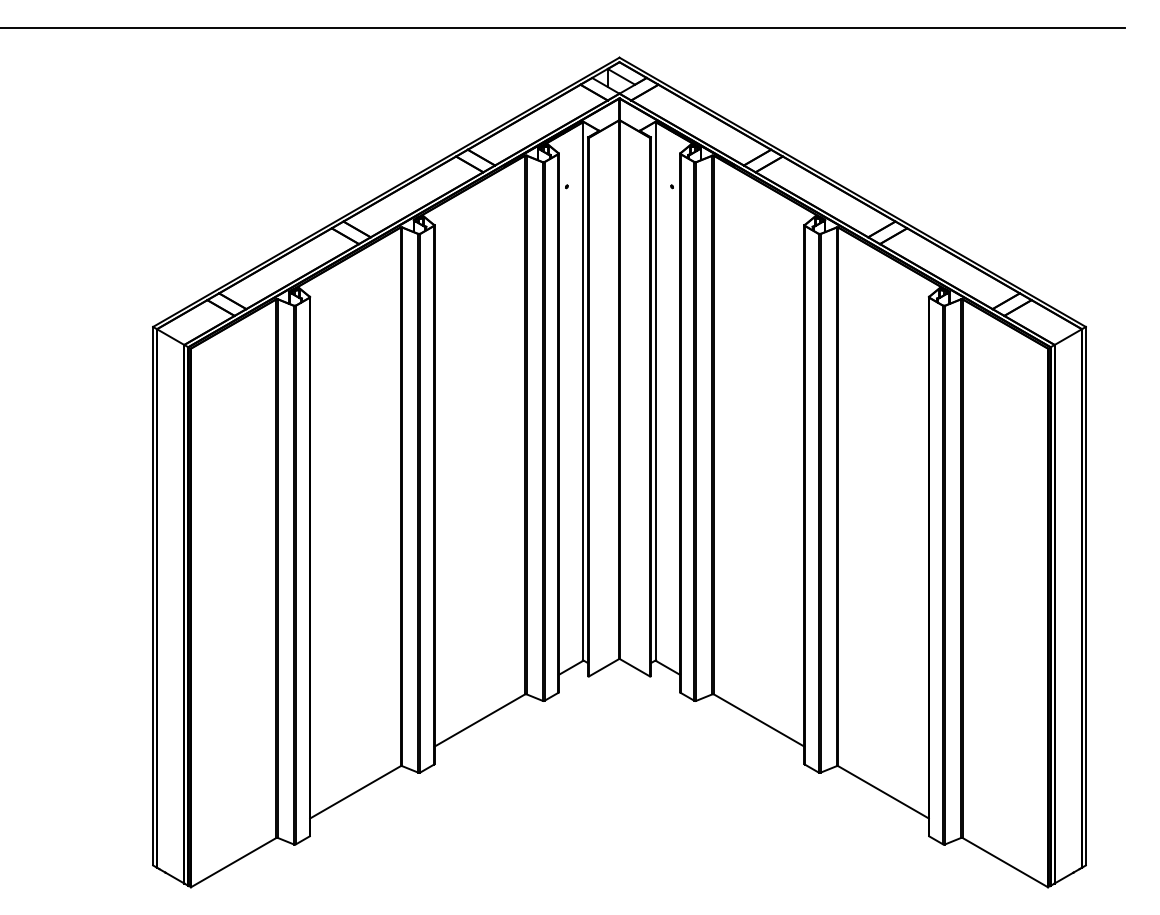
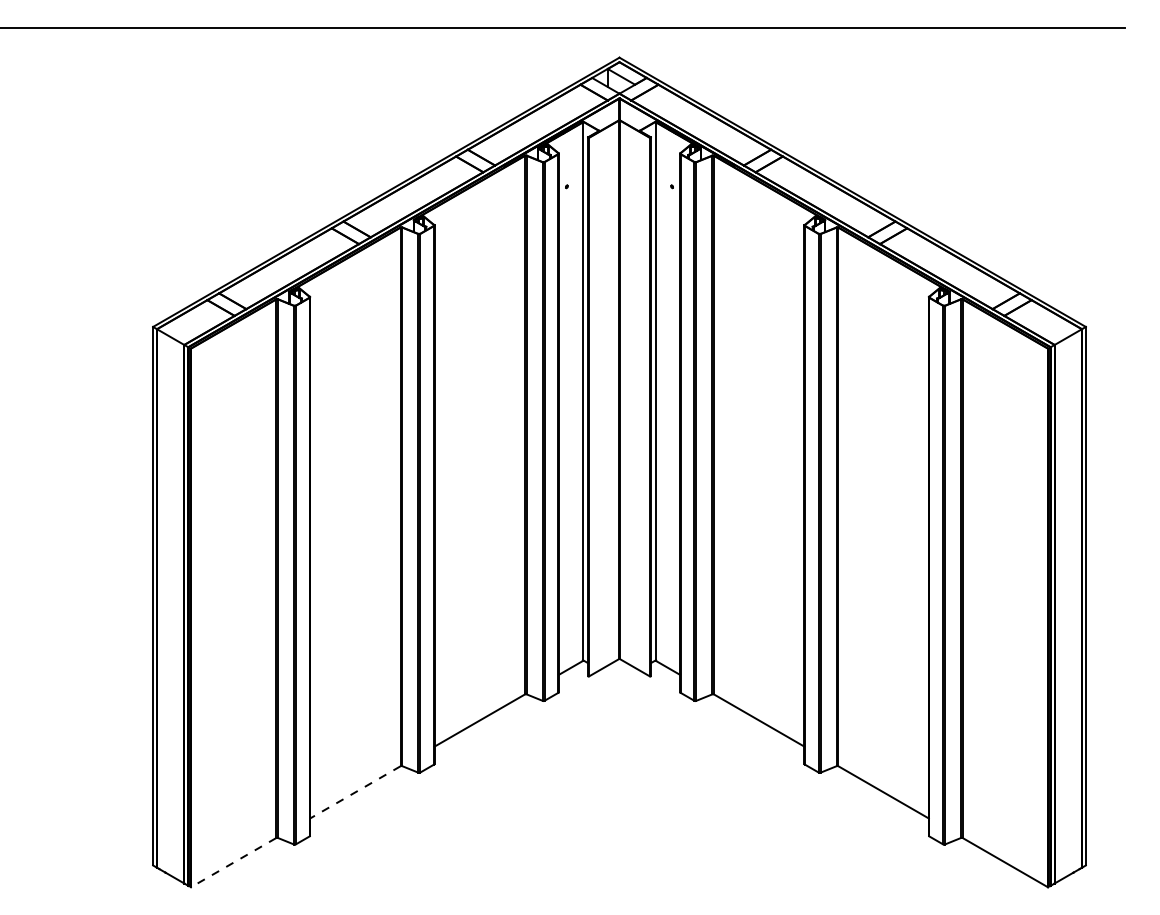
line: solid -> dashed (354, 792)
line: solid -> dashed (233, 862)
